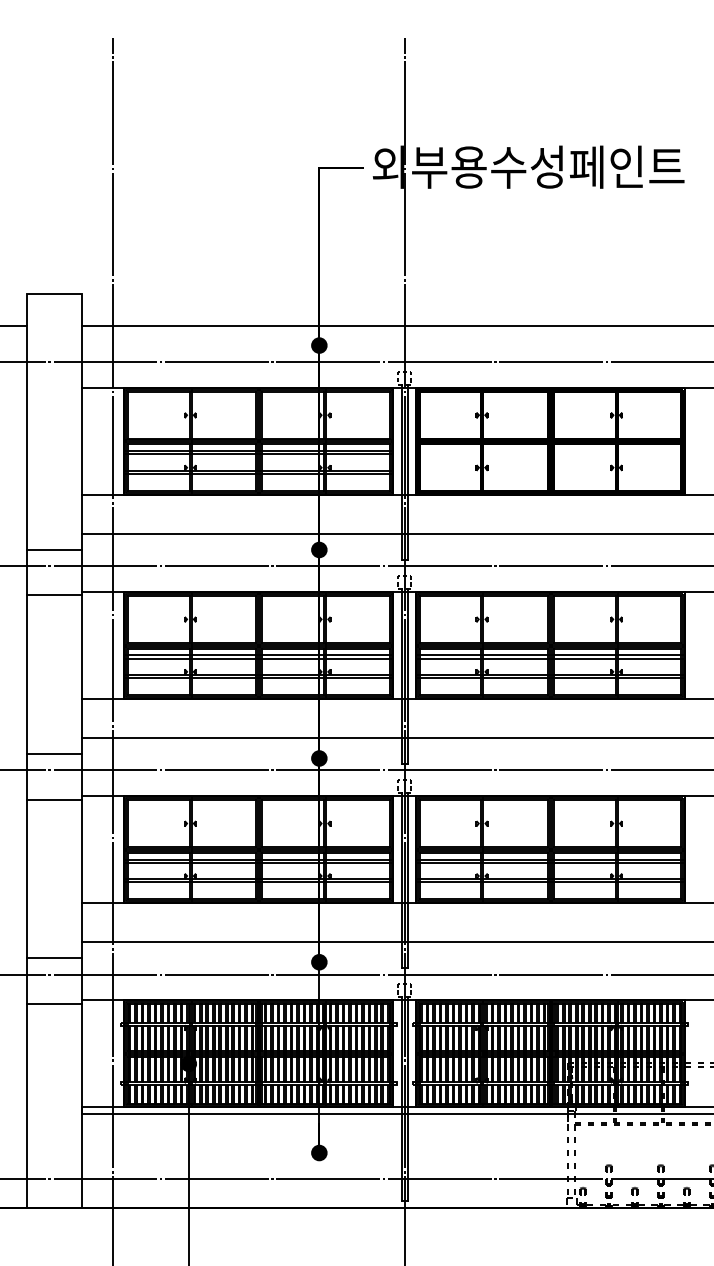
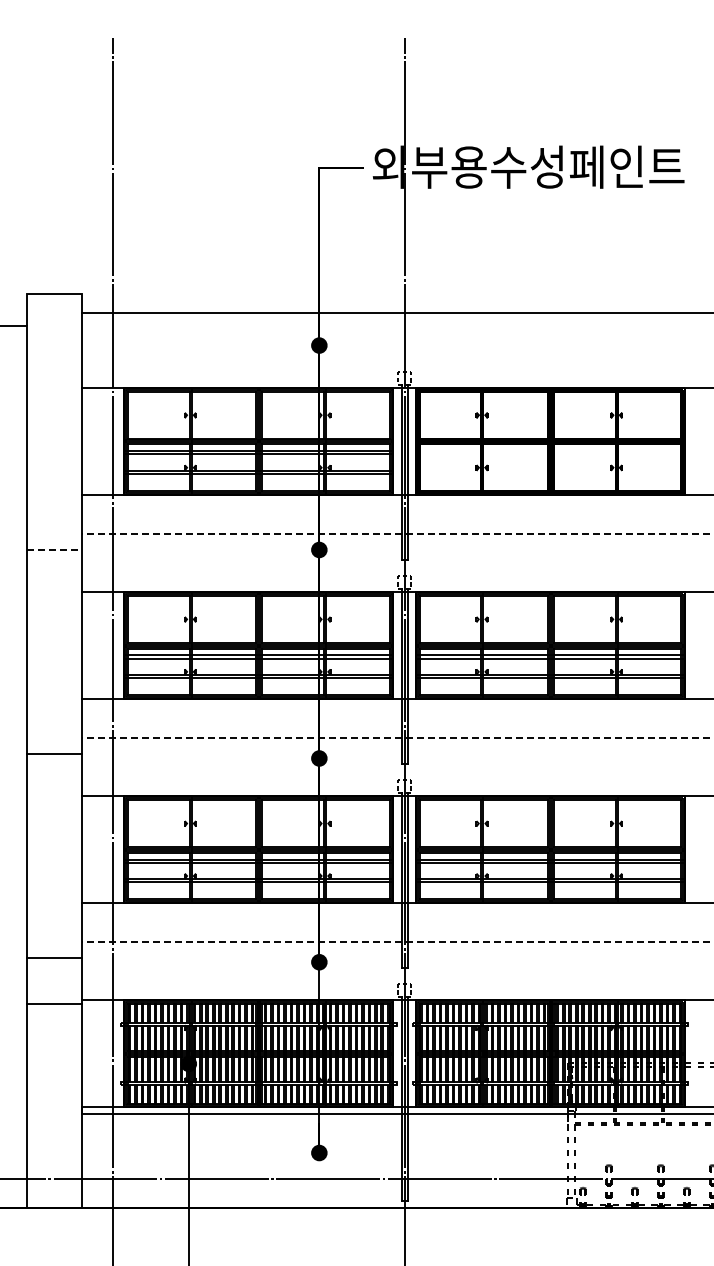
line position: (395, 326) -> (395, 313) (395, 313)
line: present -> none (356, 362)
line: solid -> dashed (397, 533)
line: solid -> dashed (54, 550)
line: present -> none (356, 566)
line: present -> none (54, 595)
line: solid -> dashed (397, 737)
line: present -> none (356, 770)
line: present -> none (54, 799)
line: solid -> dashed (397, 942)
line: present -> none (356, 974)
